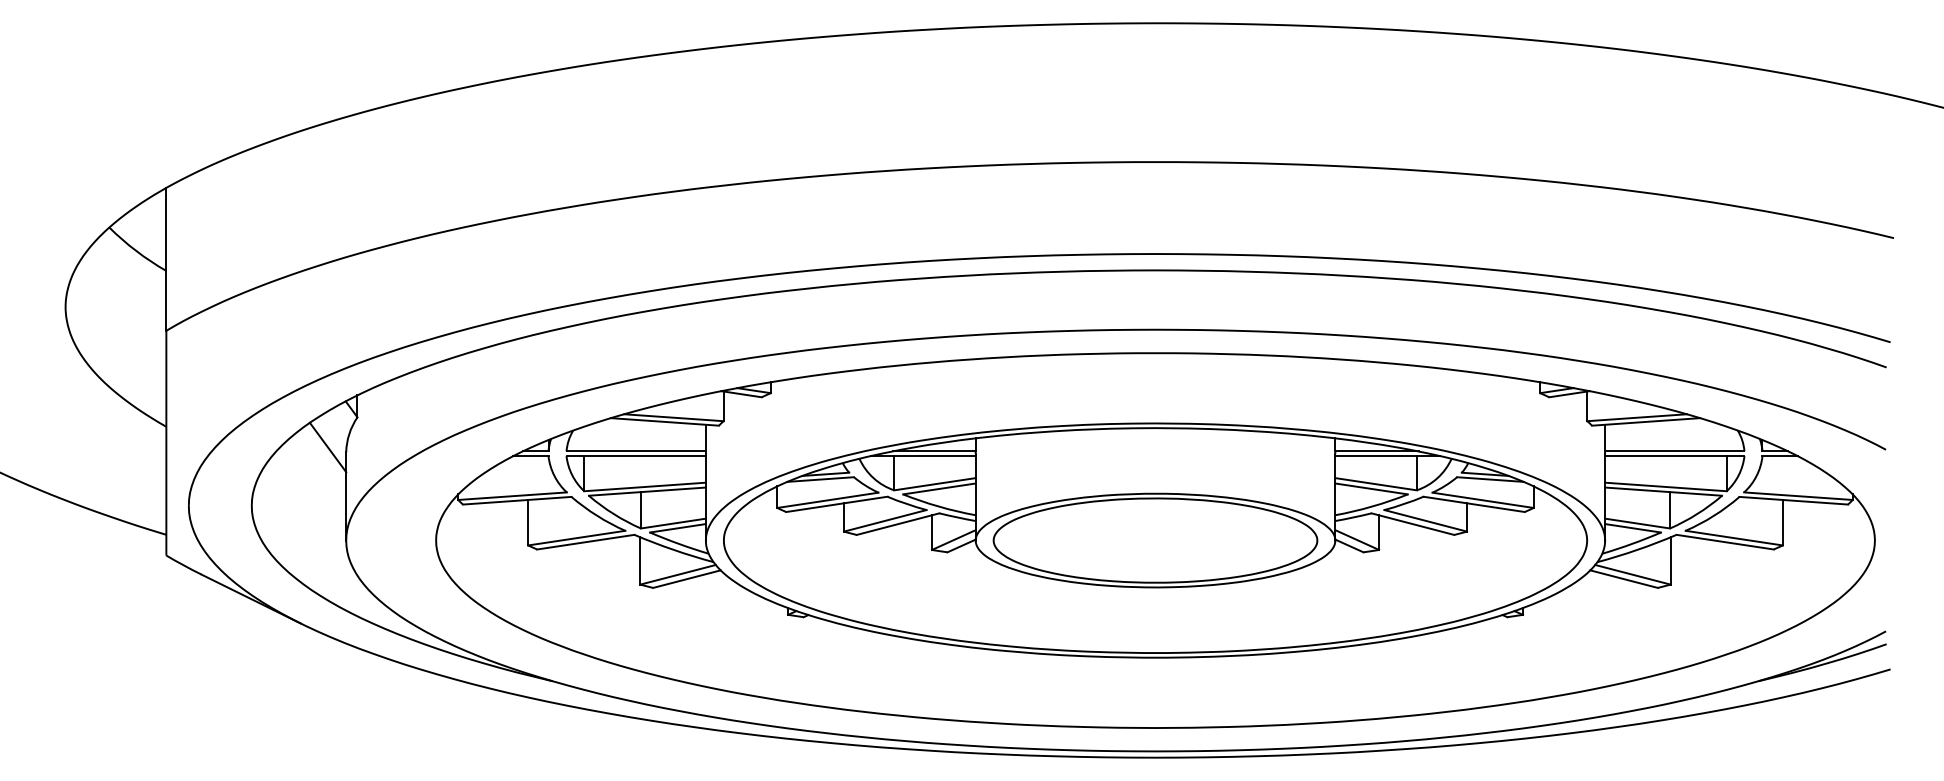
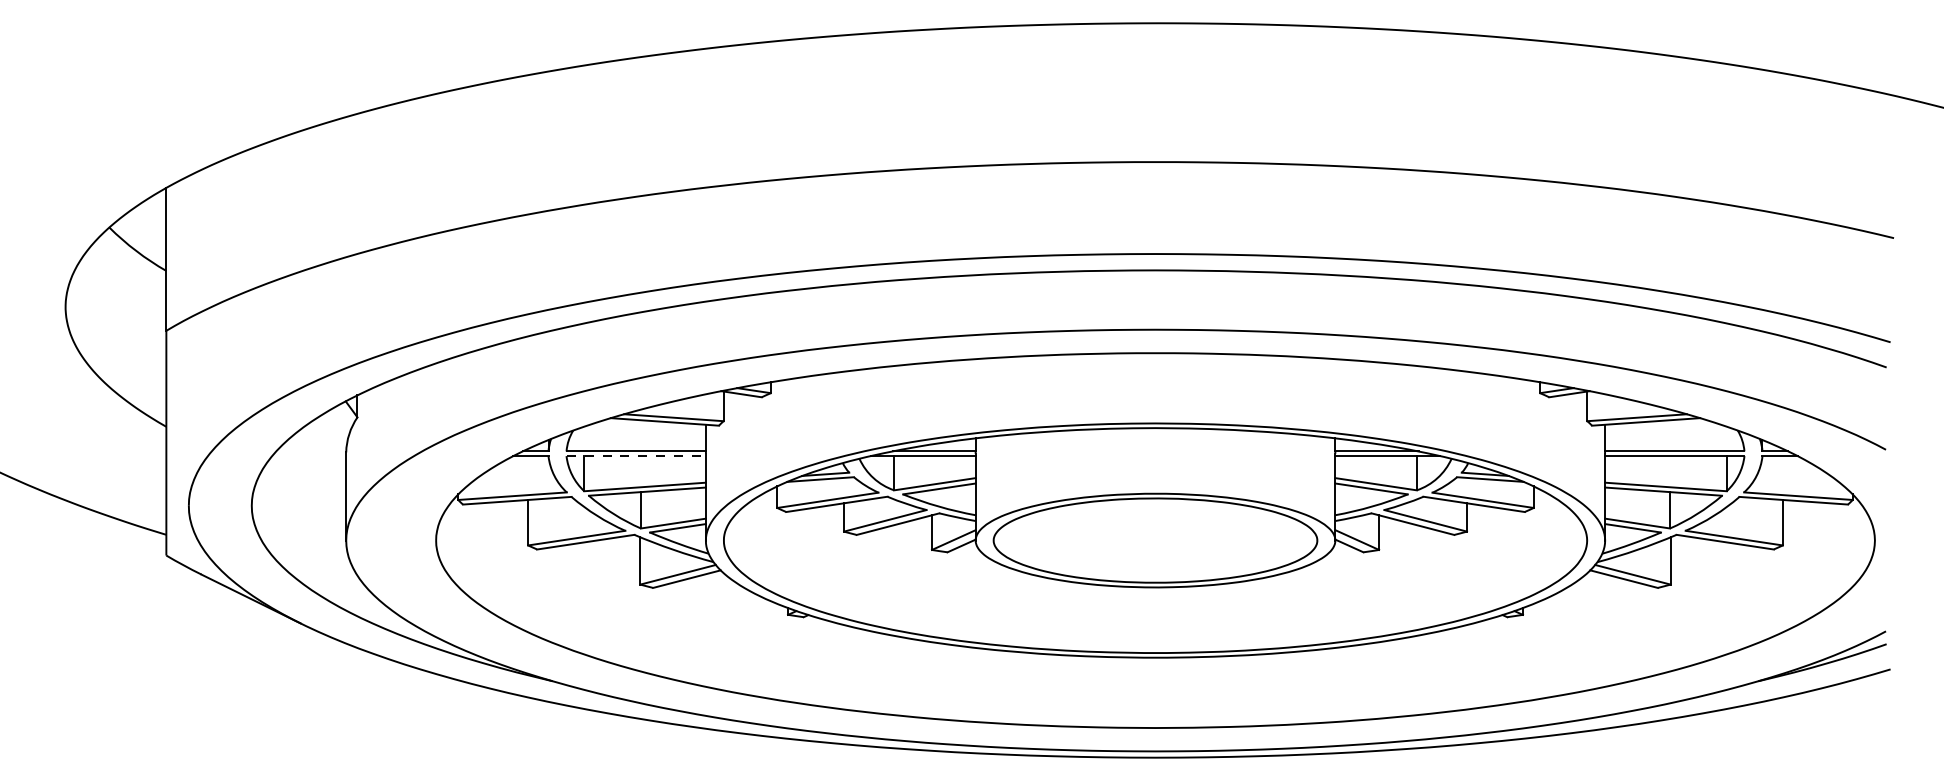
line: present -> none (327, 447)
line: solid -> dashed (636, 456)
